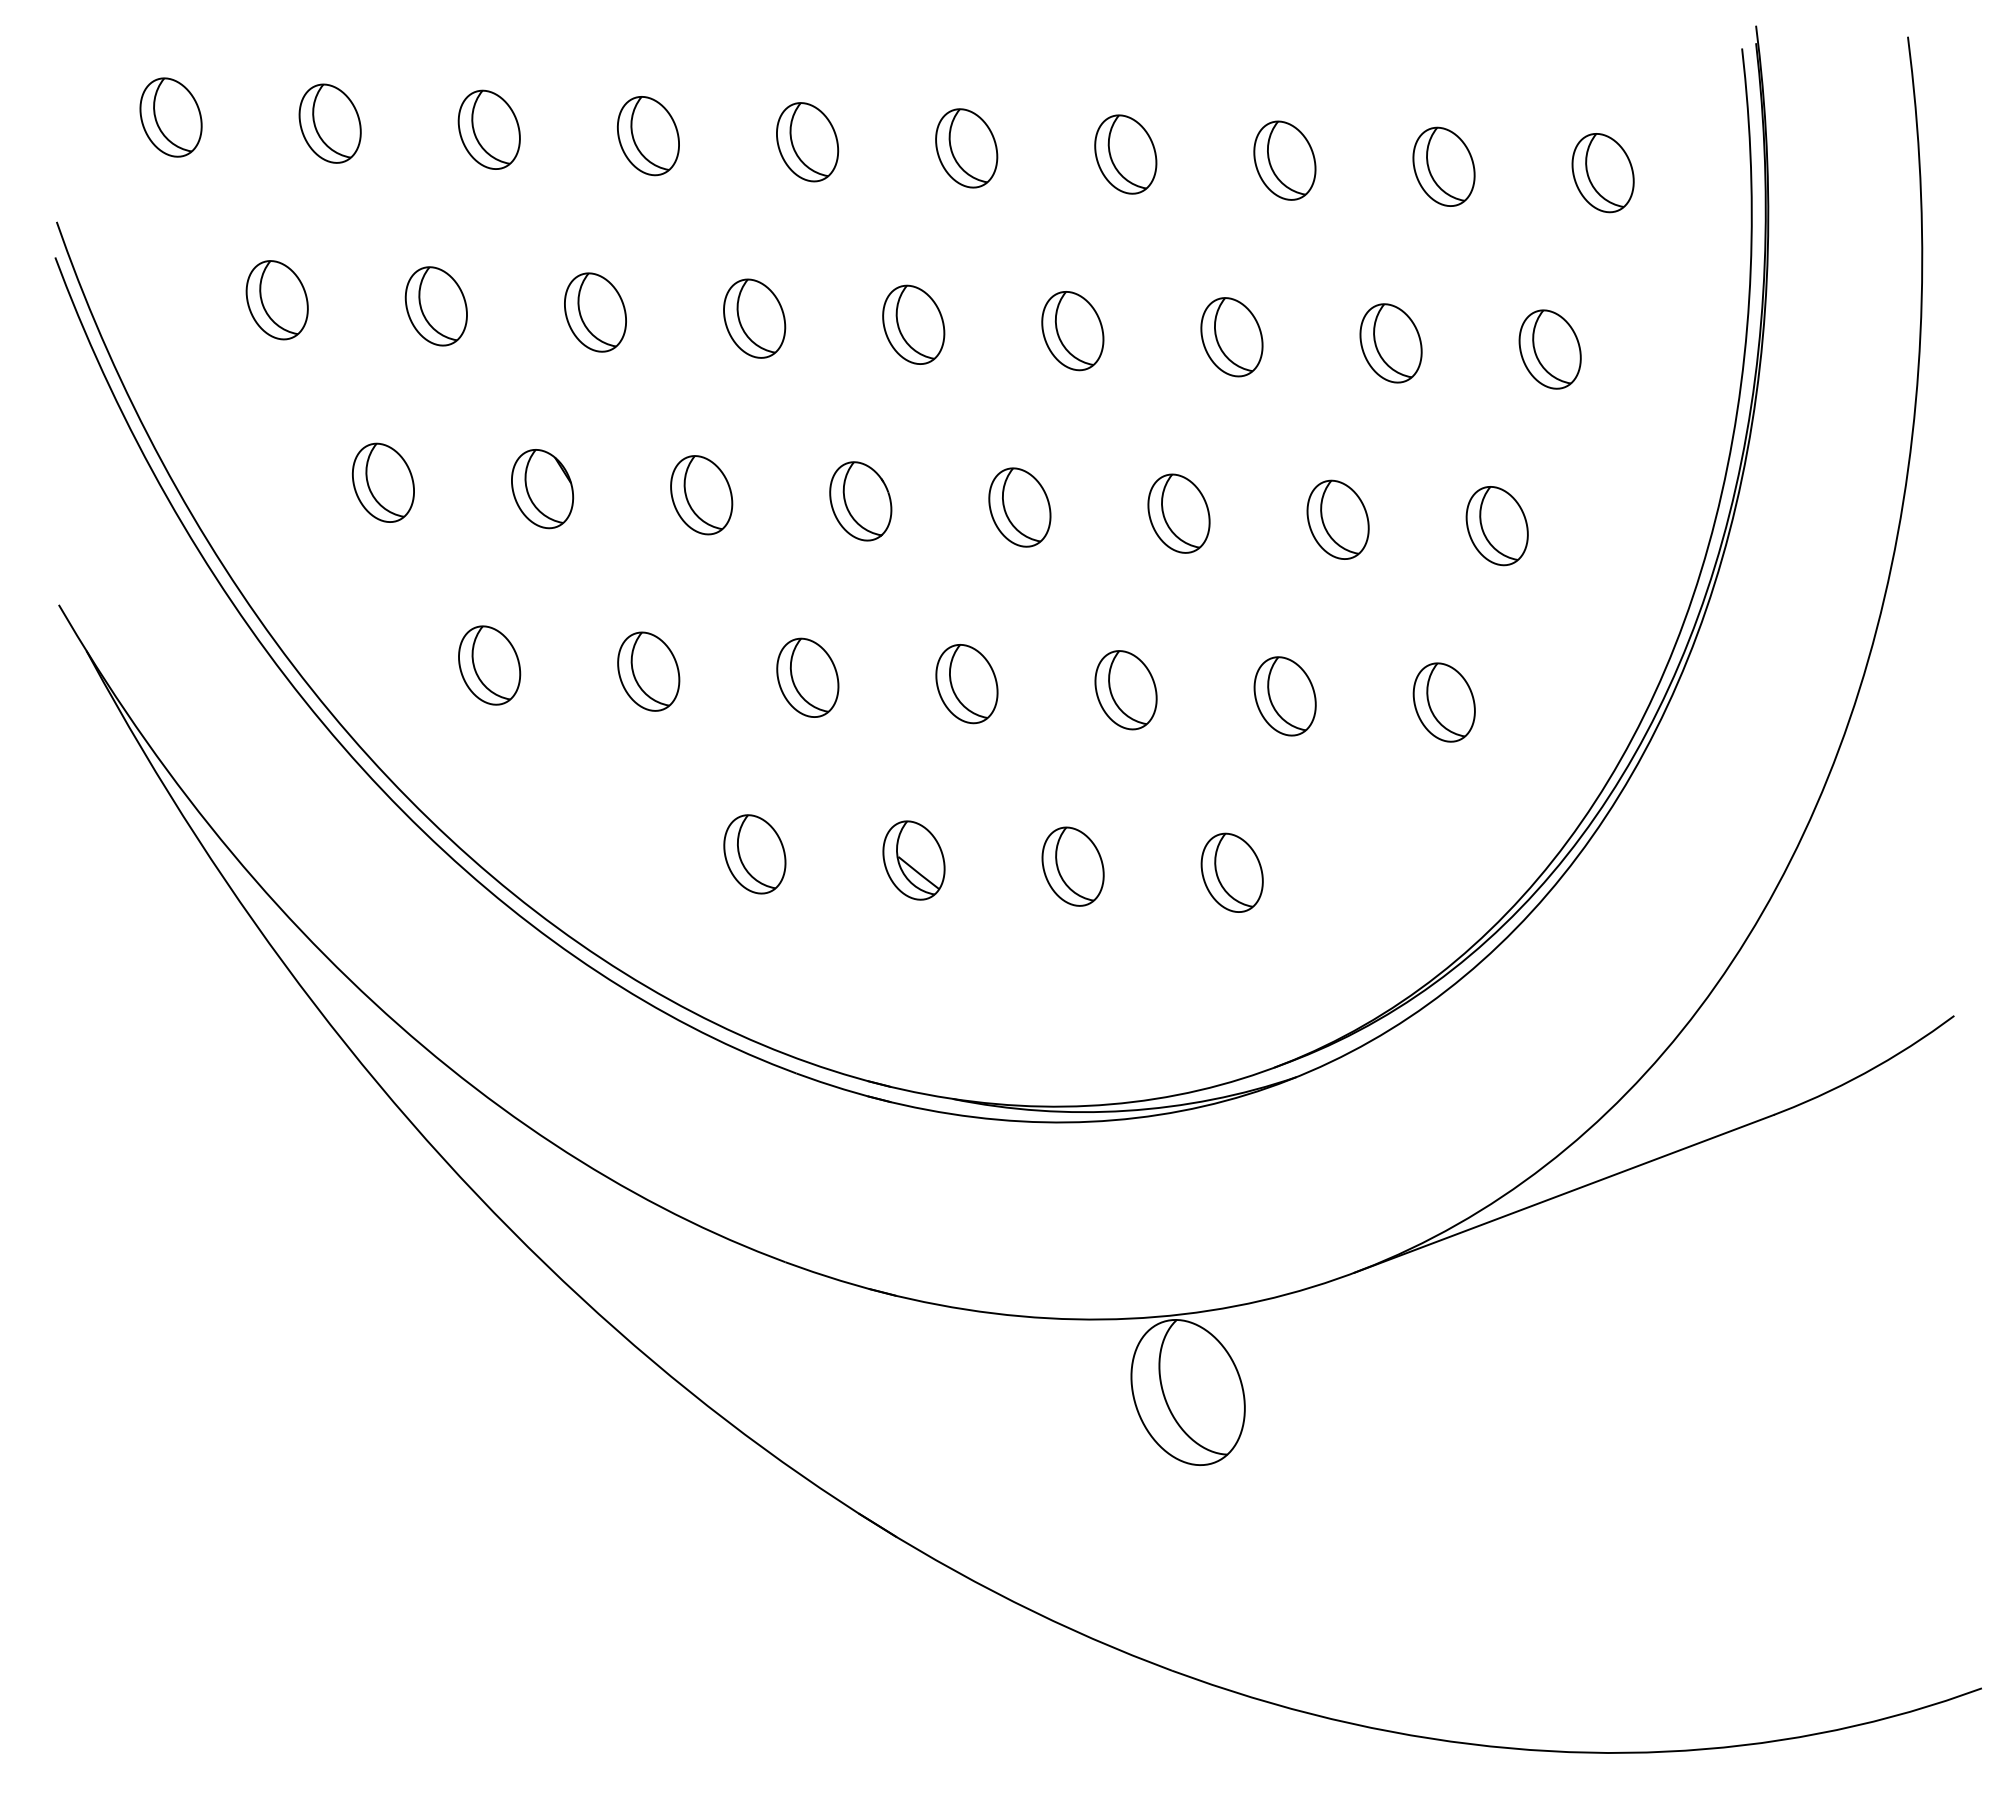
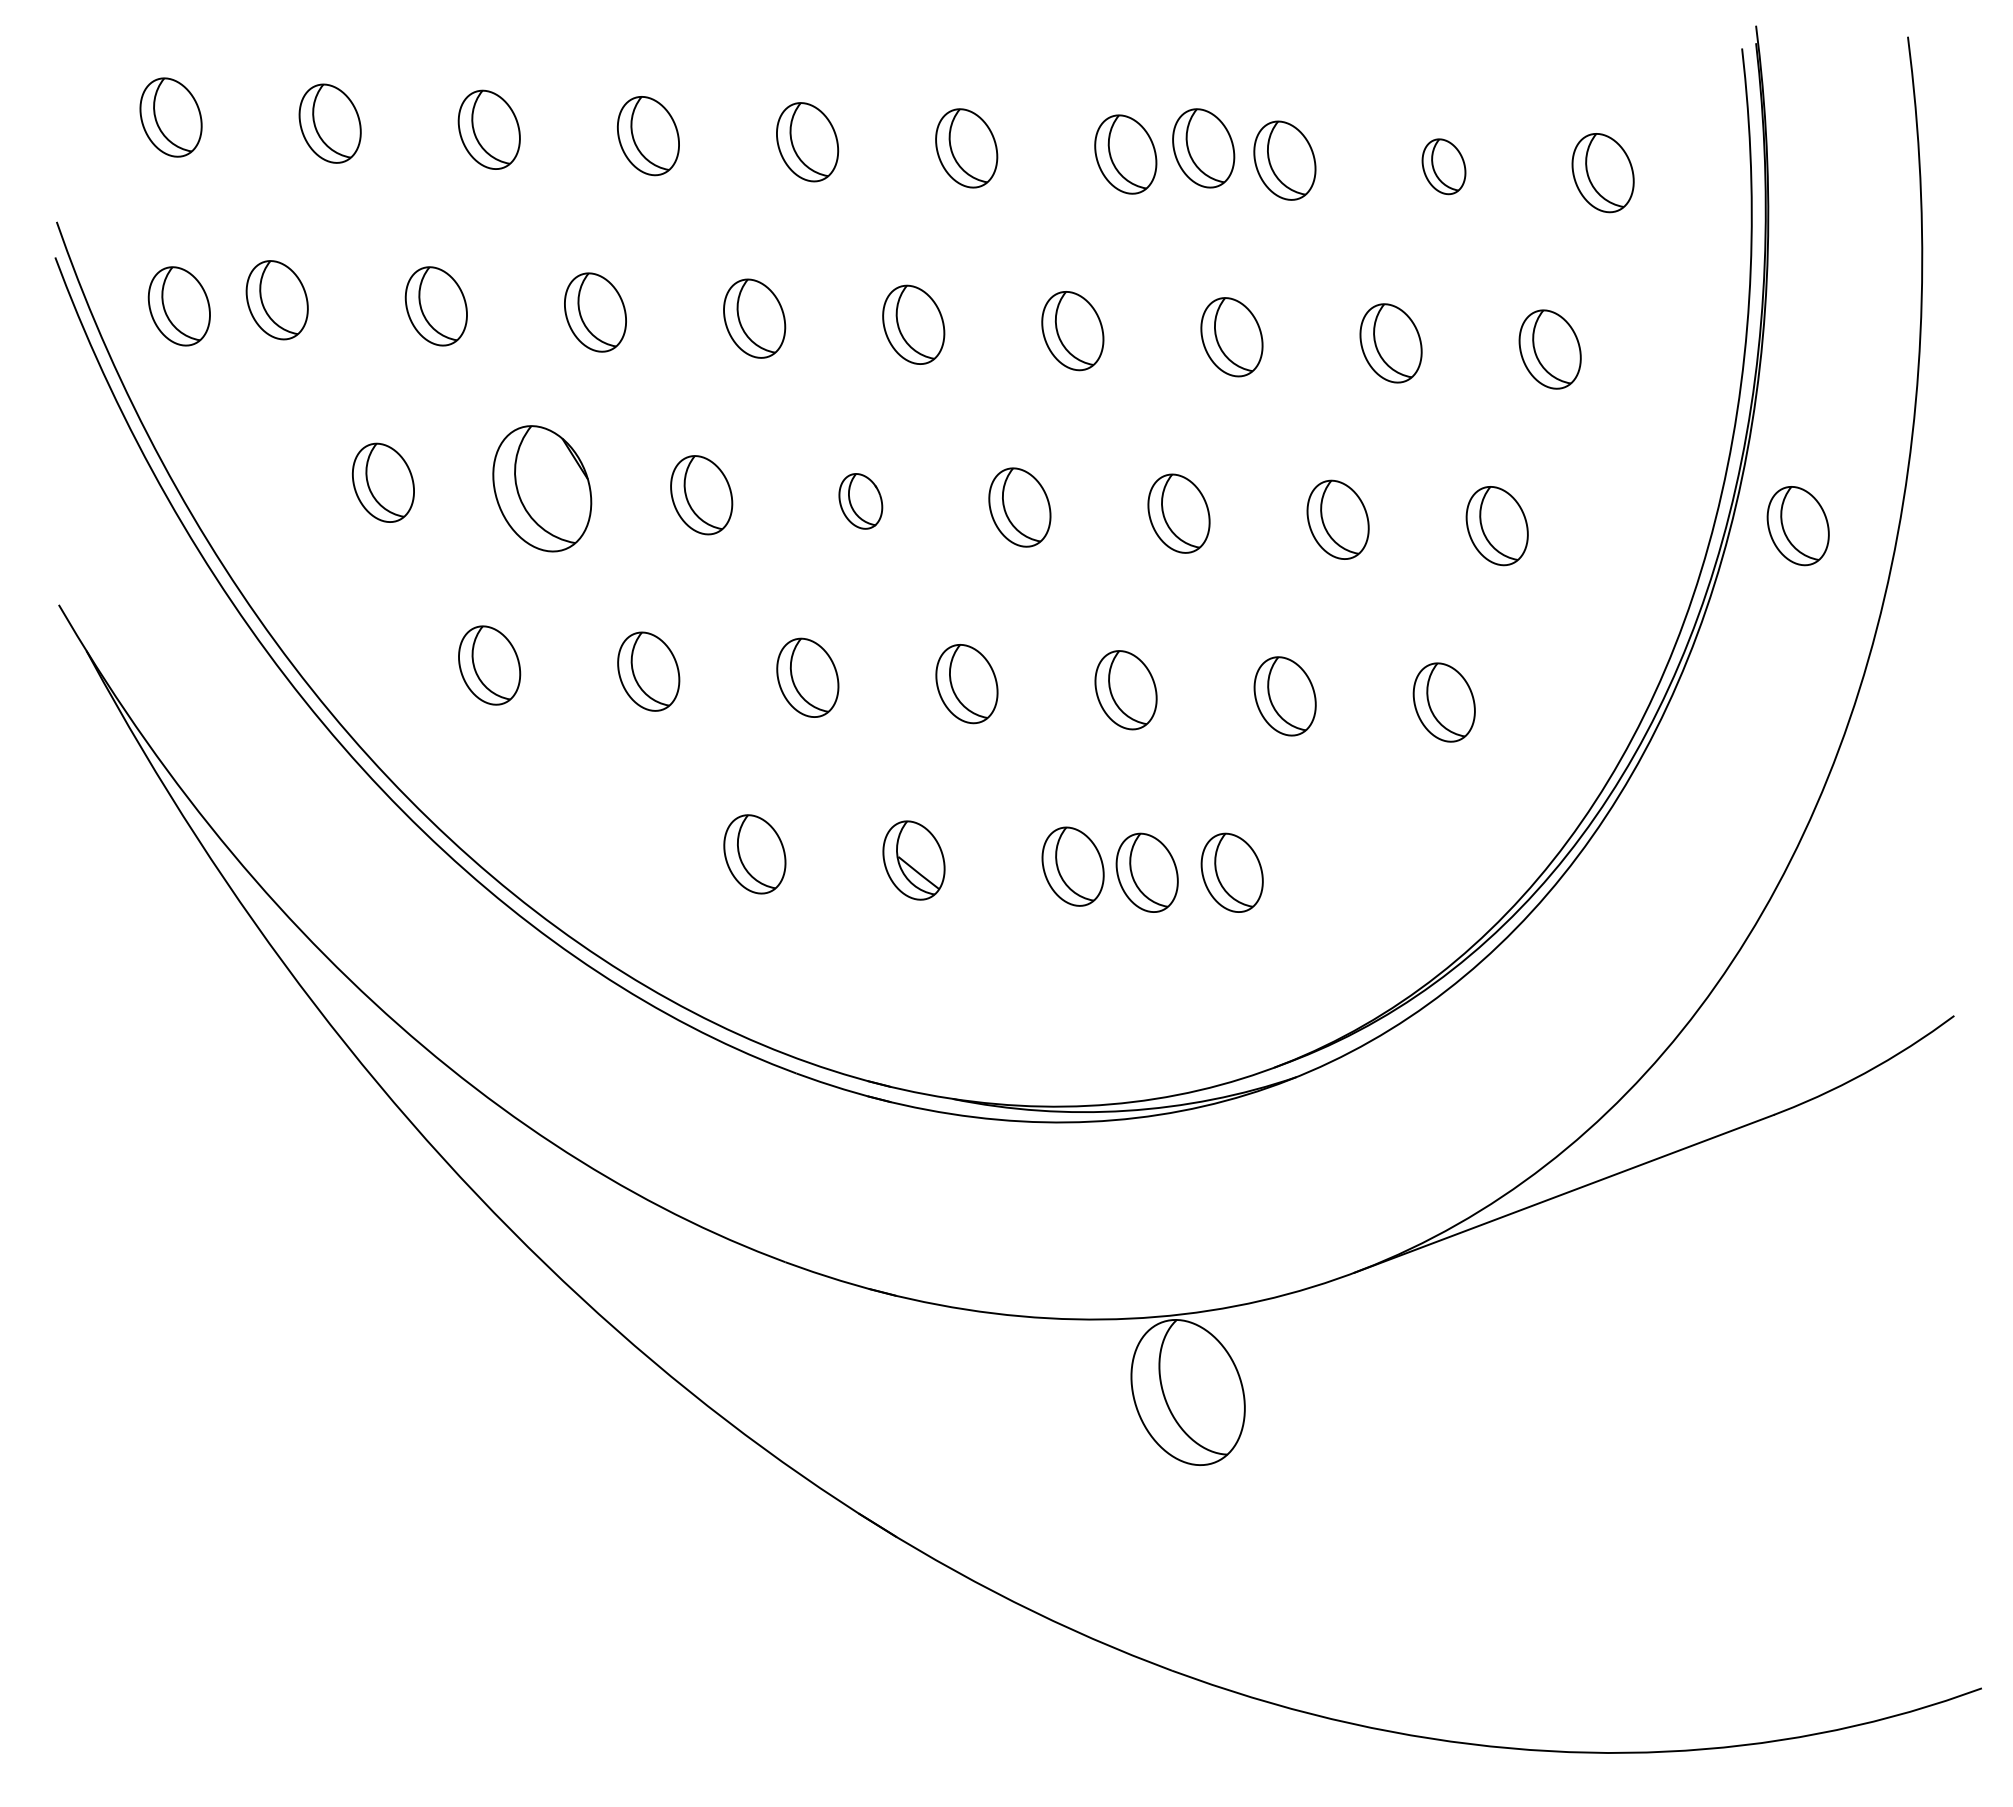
part: none -> present (1203, 148)
part size: 64x81 px -> 46x58 px (1443, 166)
part: none -> present (178, 306)
part size: 64x81 px -> 101x128 px (542, 488)
part size: 64x81 px -> 46x57 px (860, 501)
part: none -> present (1797, 526)
part: none -> present (1146, 872)
